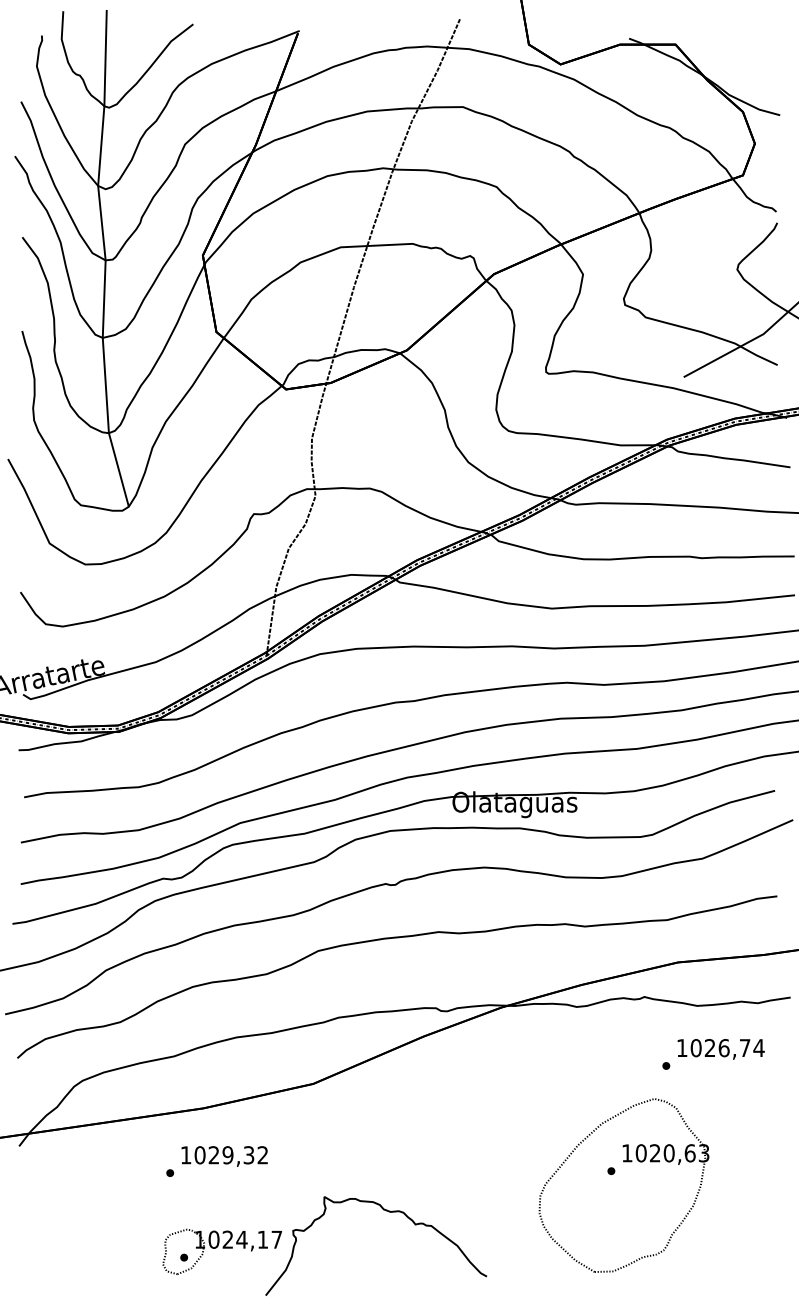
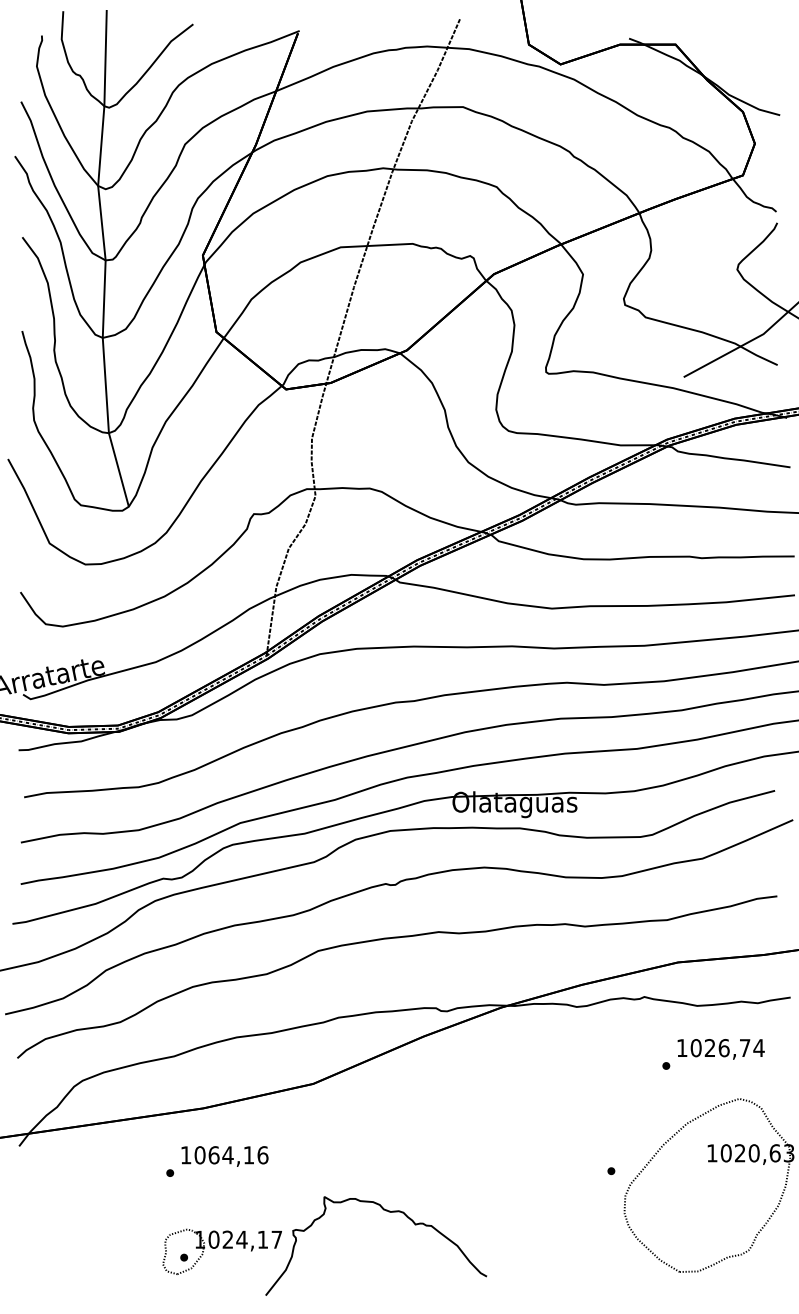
text: 1029,32 -> 1064,16 (238, 1155)
part position: (623, 1162) -> (708, 1162) (708, 1162)
